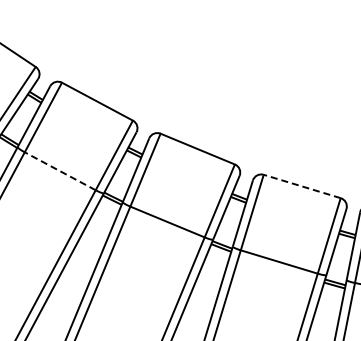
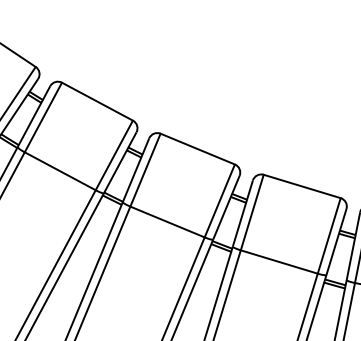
line: dashed -> solid (59, 171)
line: dashed -> solid (301, 186)
